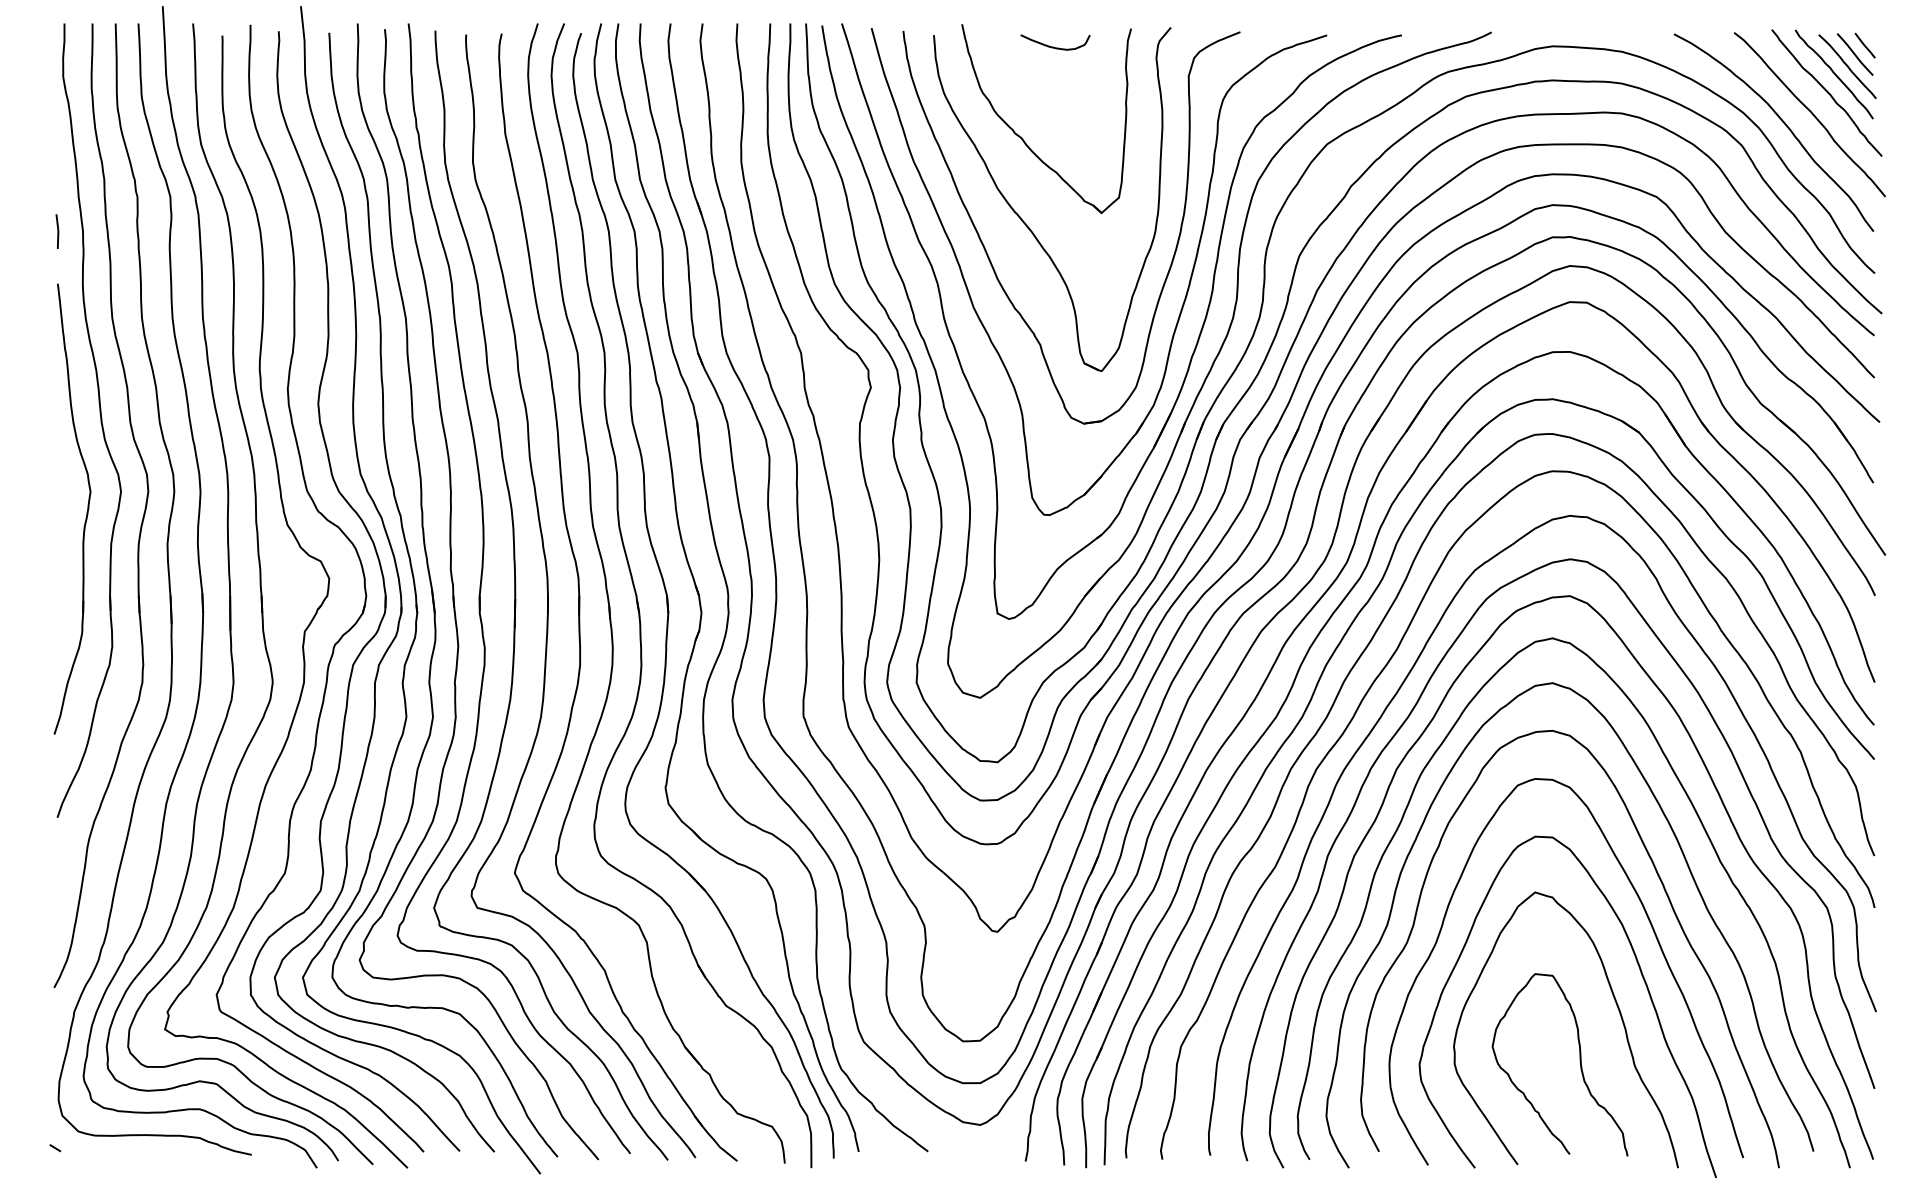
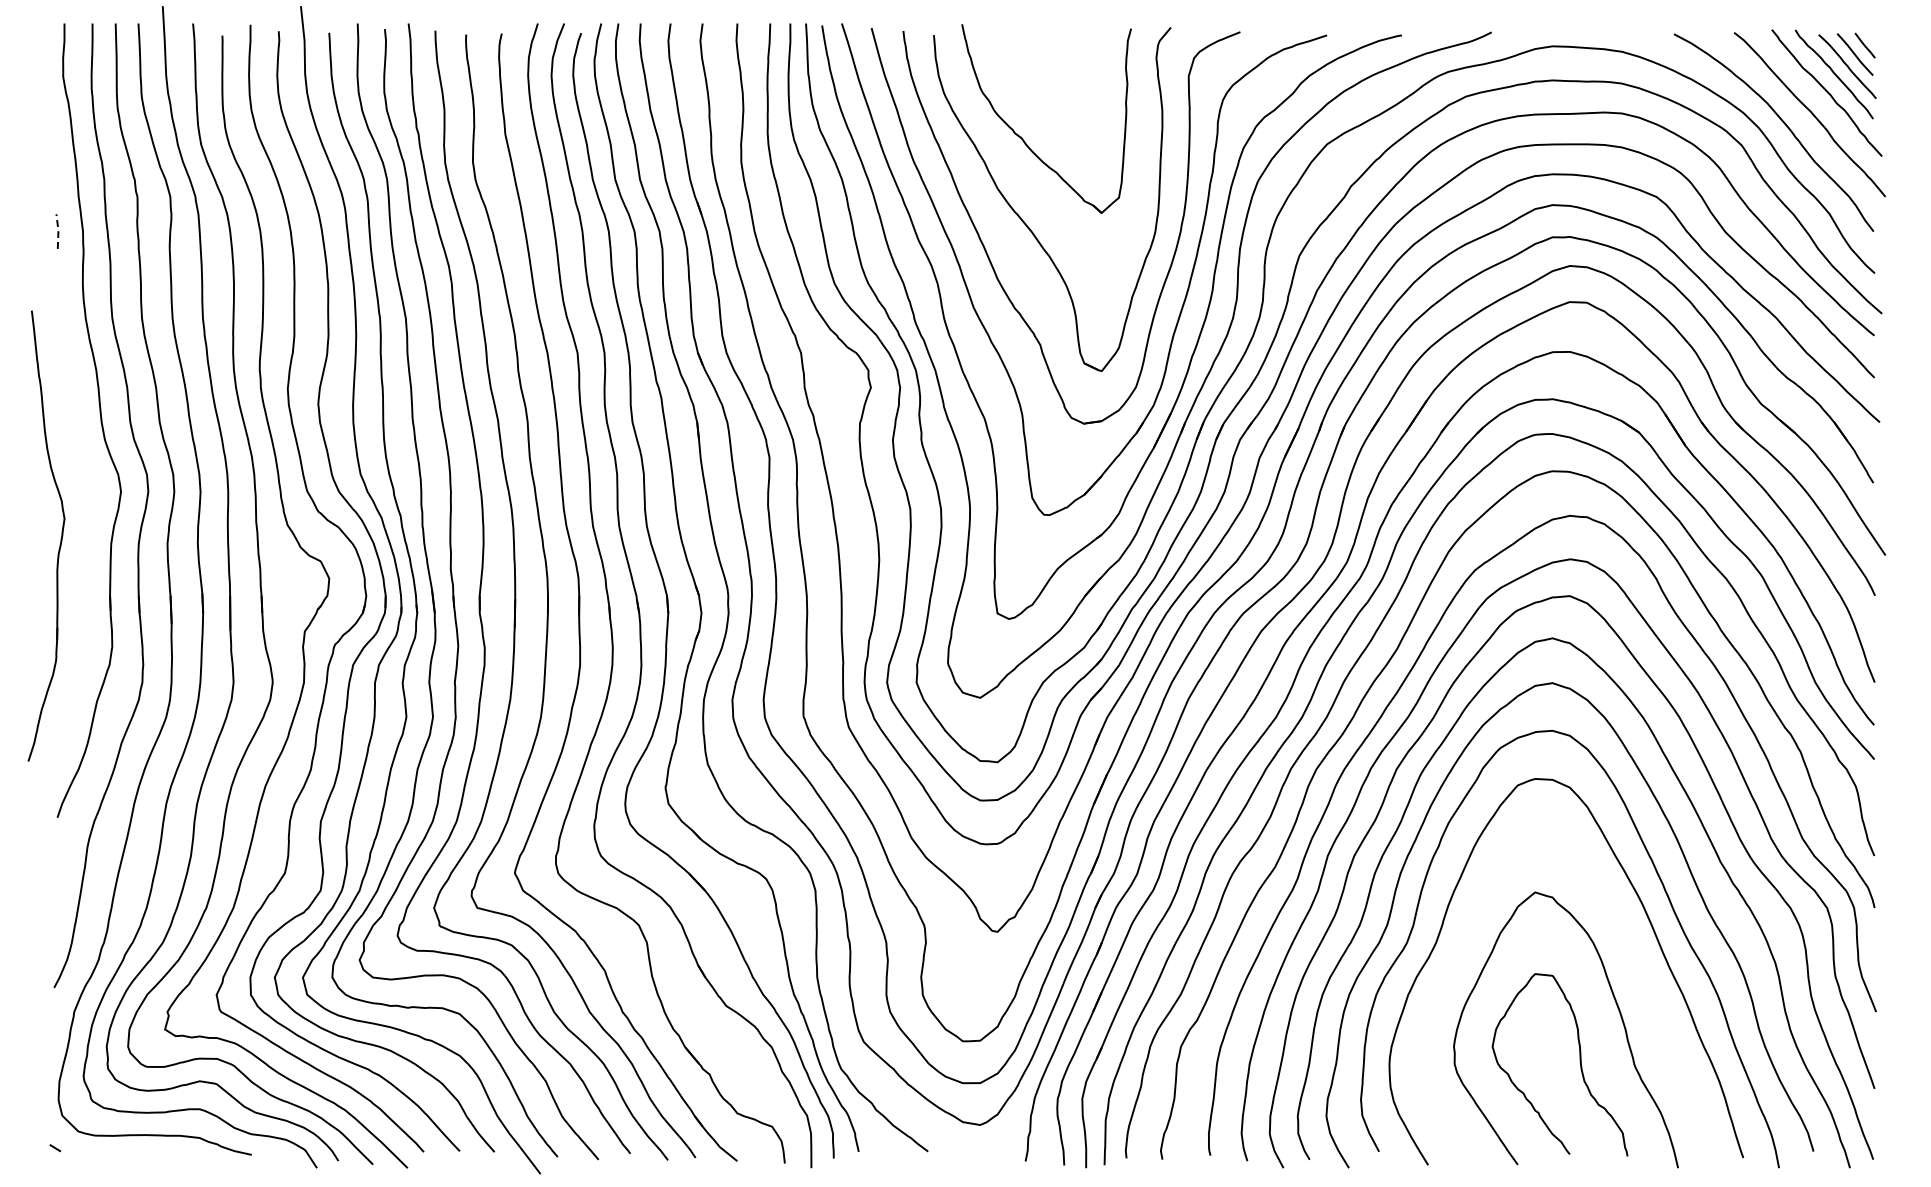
curve: present -> none (1053, 46)
line: solid -> dashed (58, 231)
part position: (86, 511) -> (60, 538) (60, 538)
curve: present -> none (1642, 978)
